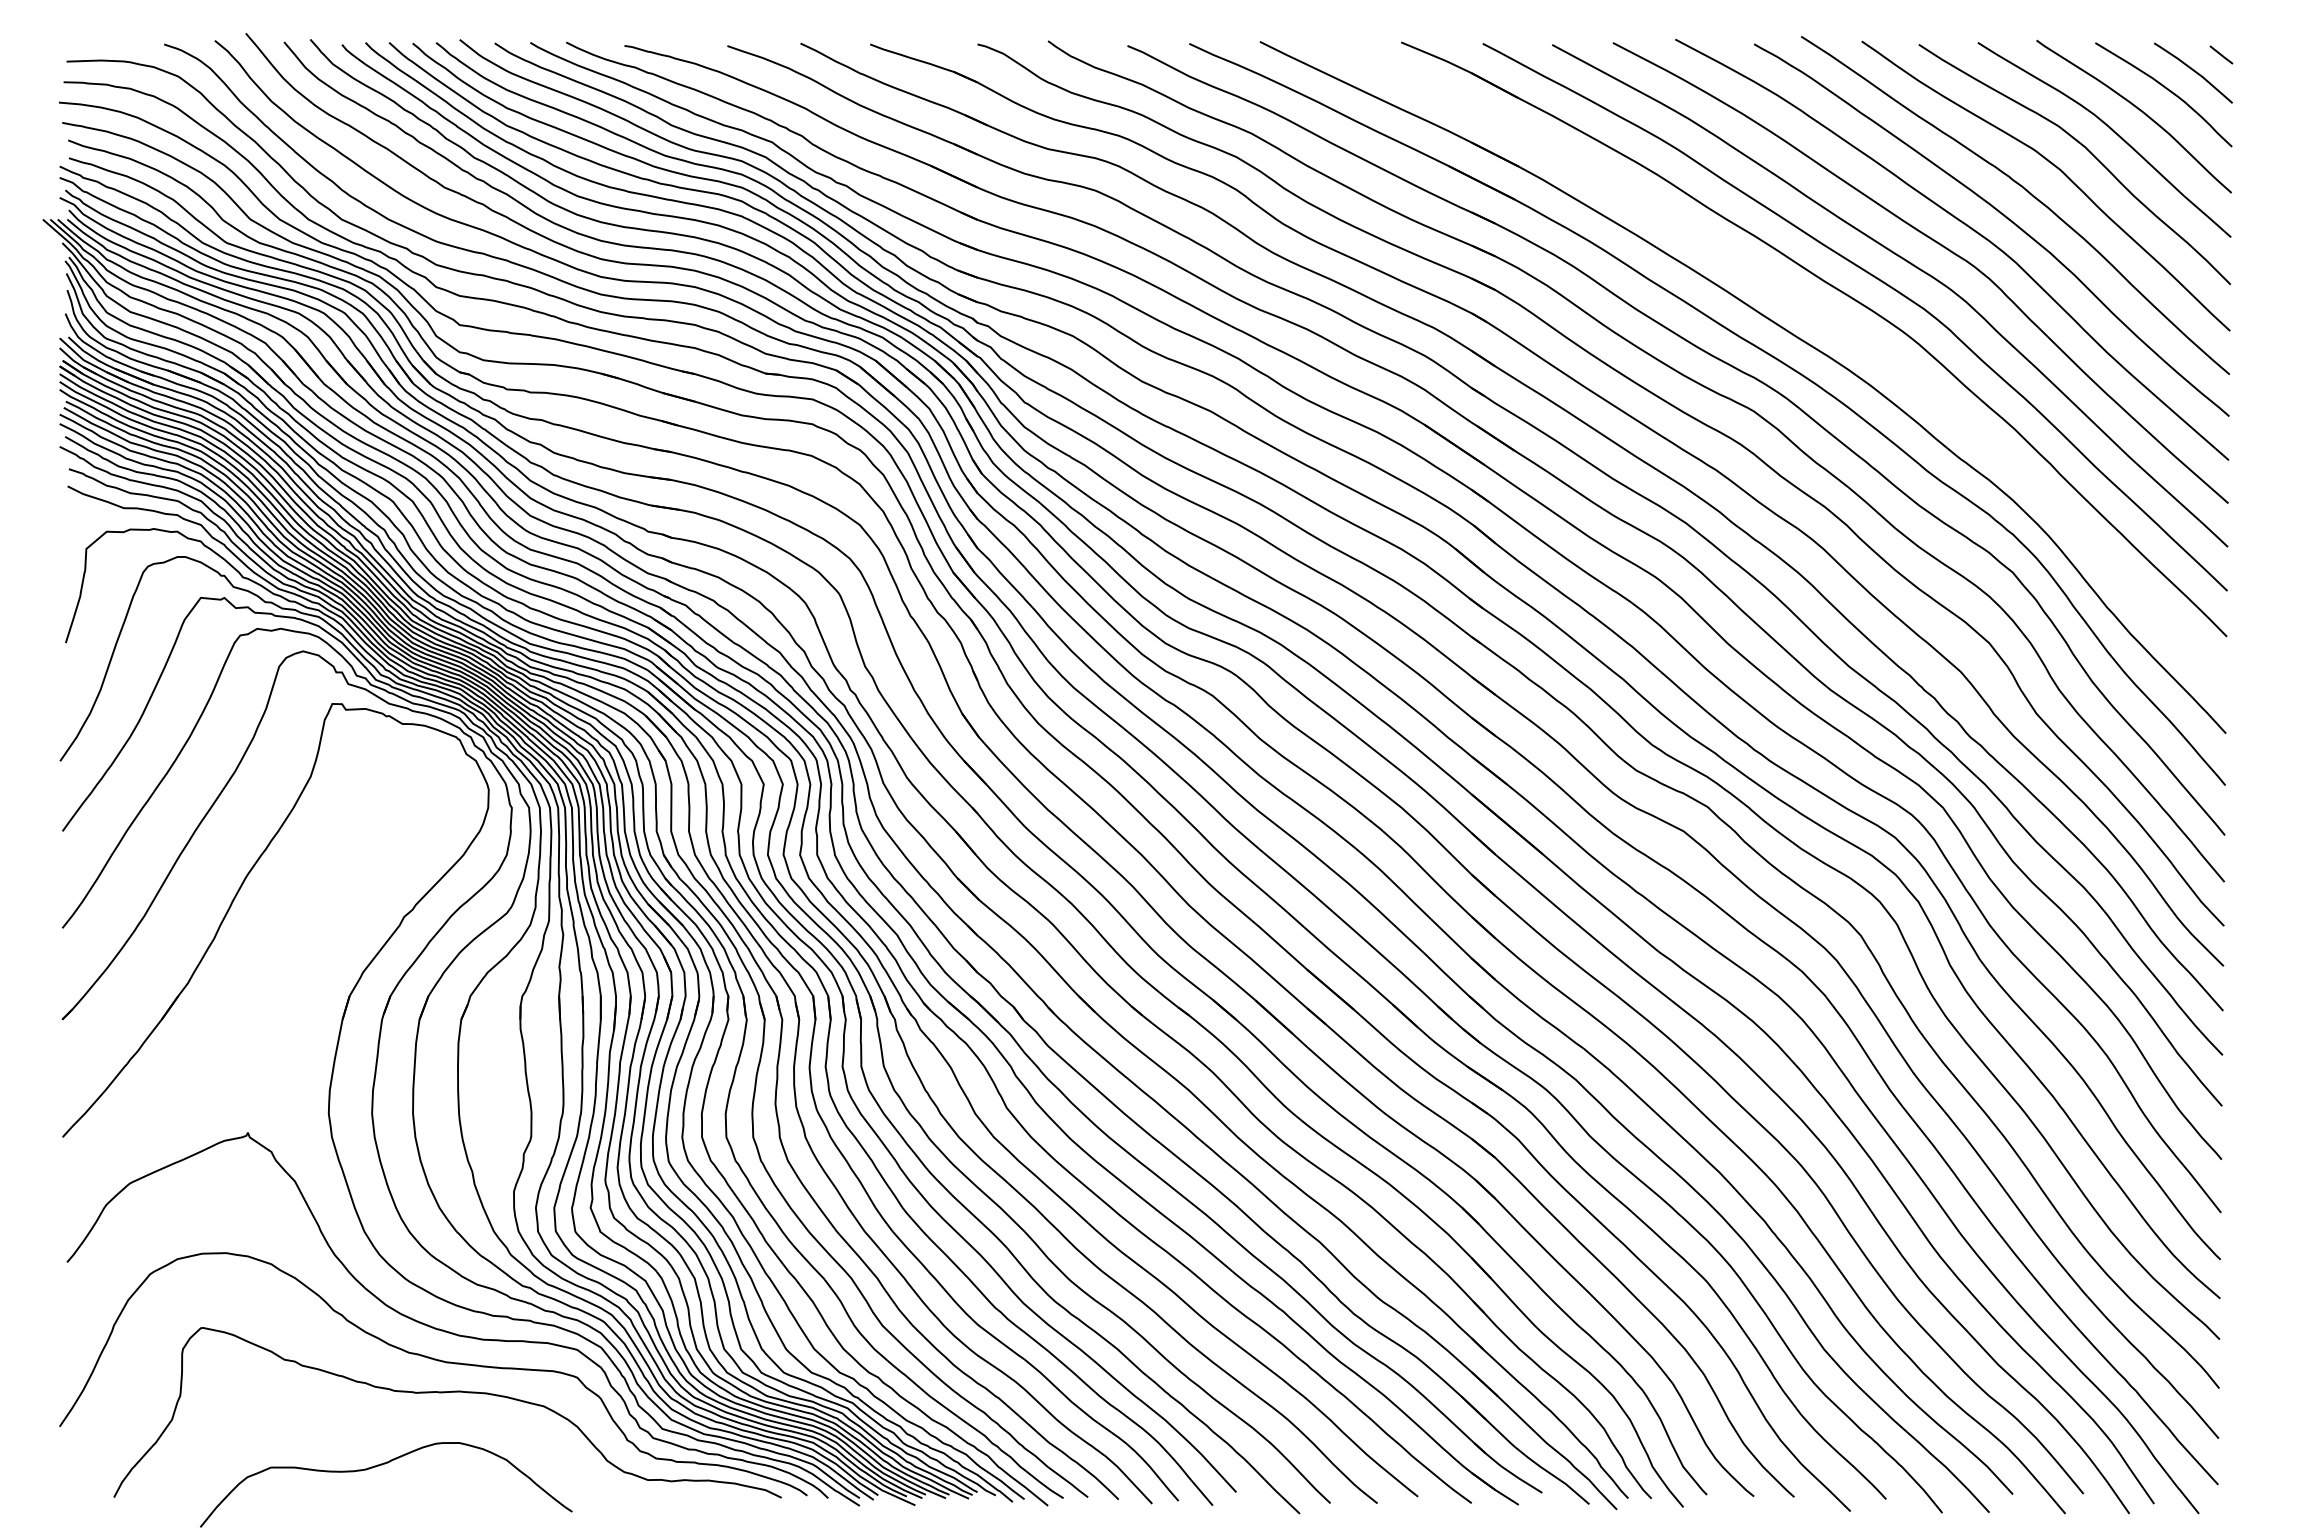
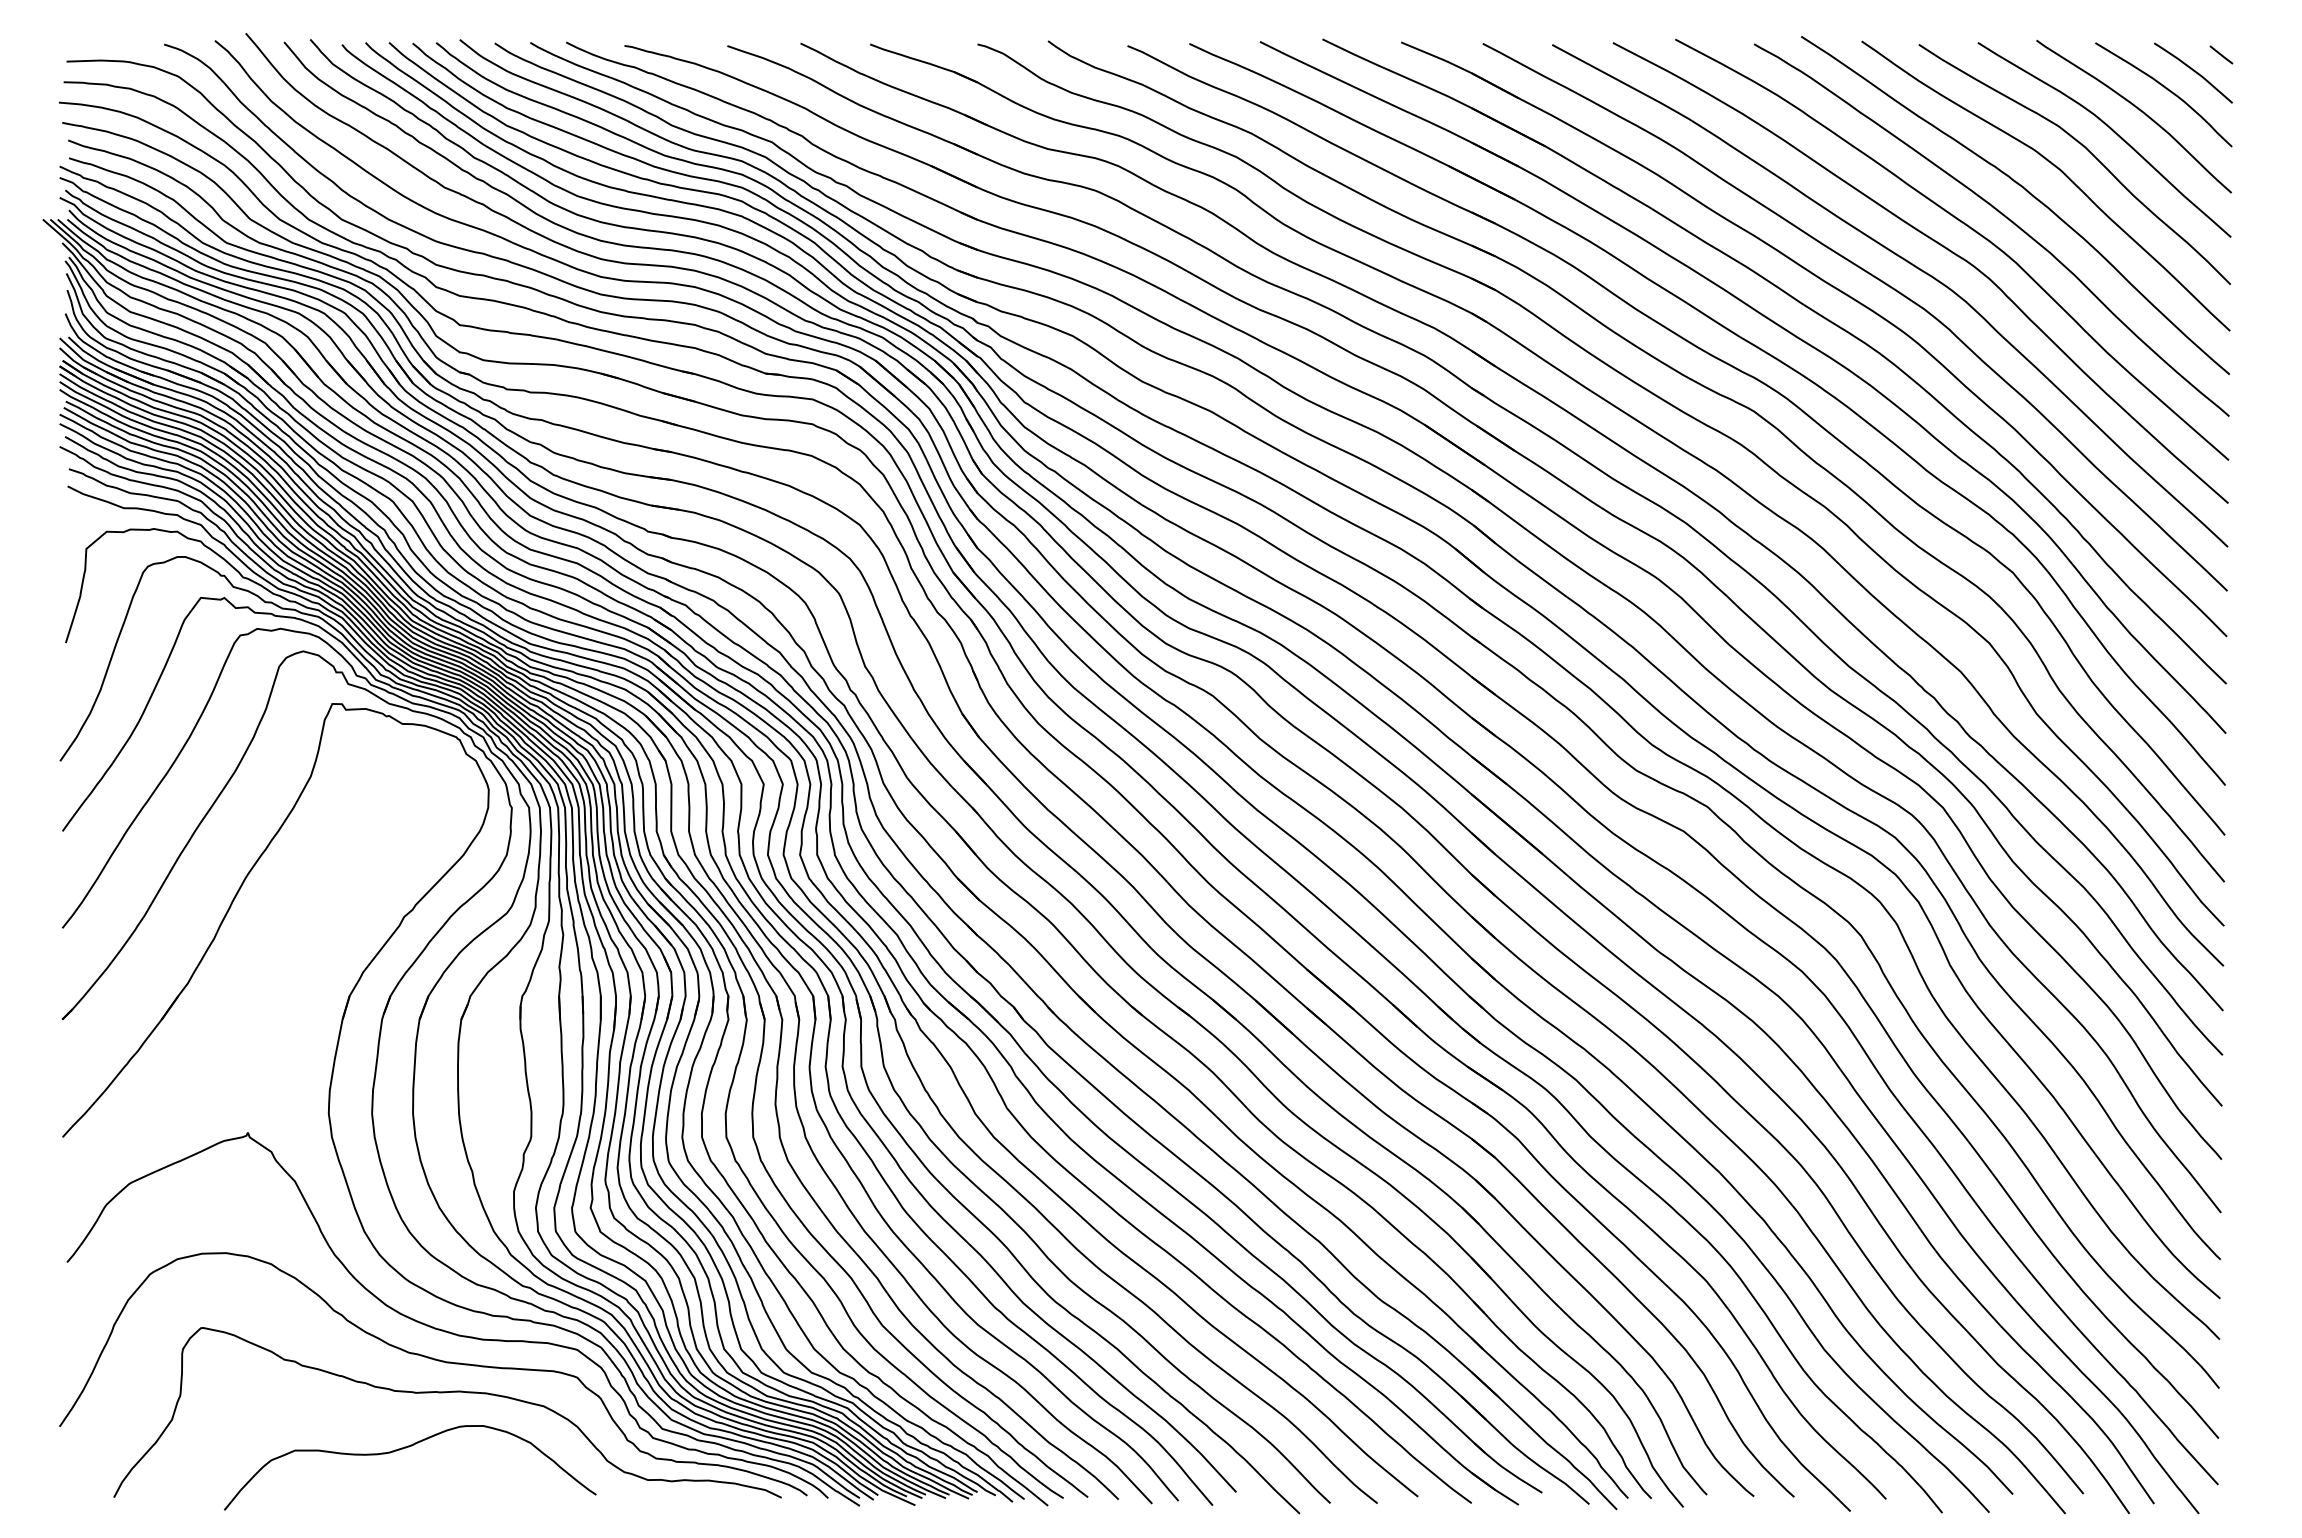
part: none -> present (1810, 310)
curve position: (379, 1466) -> (403, 1449) (403, 1449)
